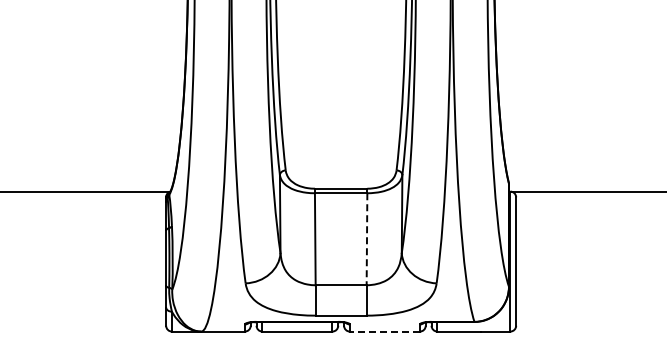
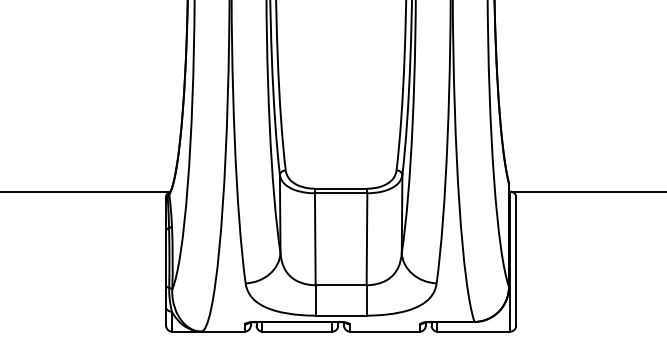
line: dashed -> solid (366, 239)
line: dashed -> solid (384, 331)
